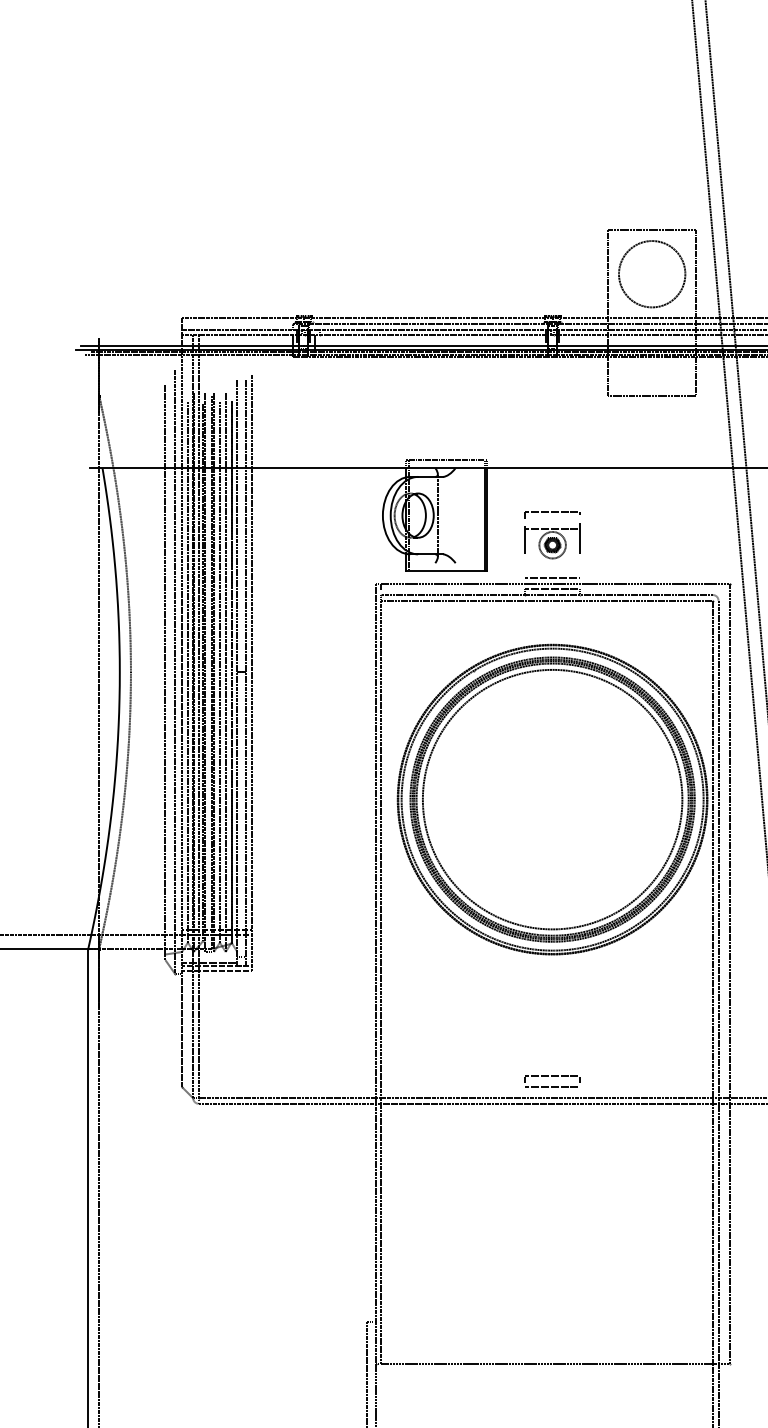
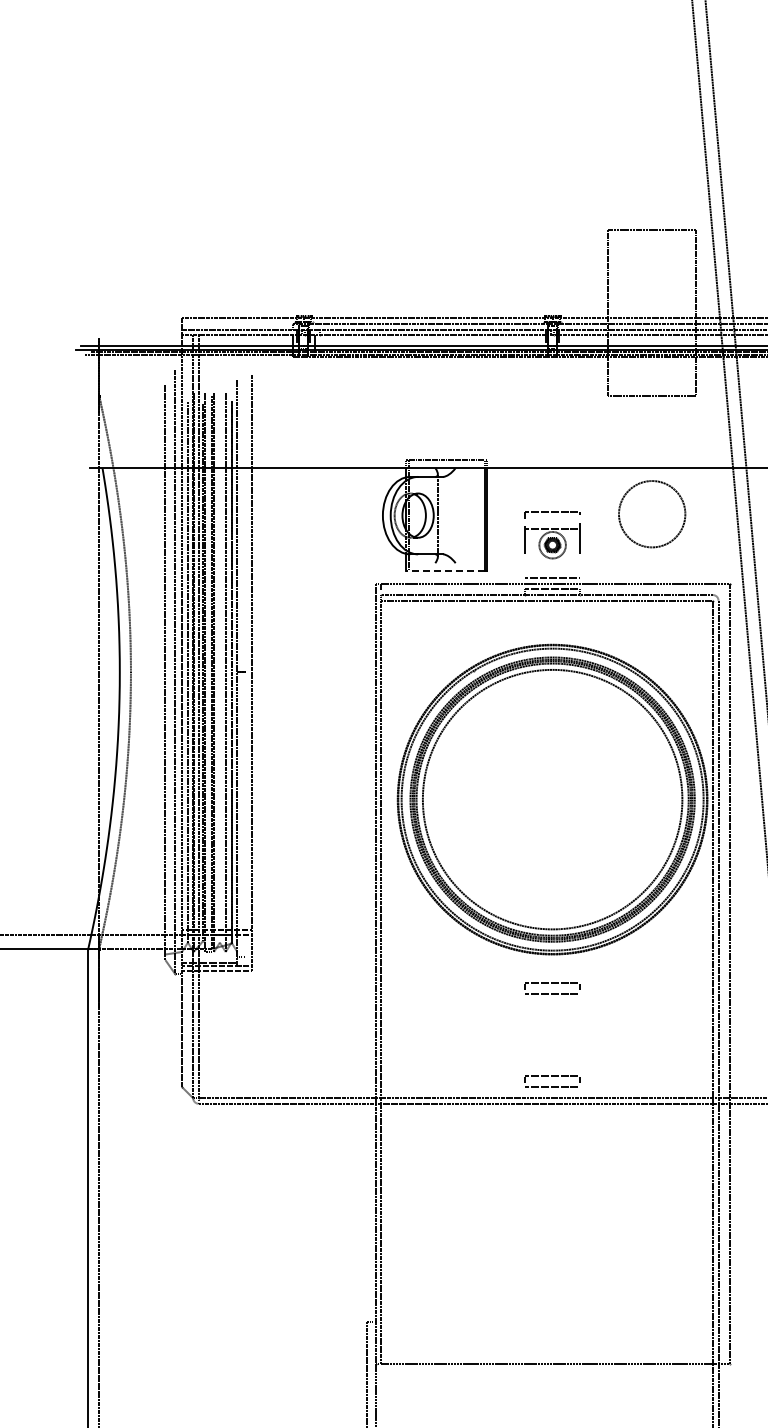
circle position: (652, 274) -> (652, 514) (652, 514)
line: solid -> dashed (444, 570)
line: present -> none (219, 672)
line: present -> none (246, 672)
part: none -> present (552, 988)
